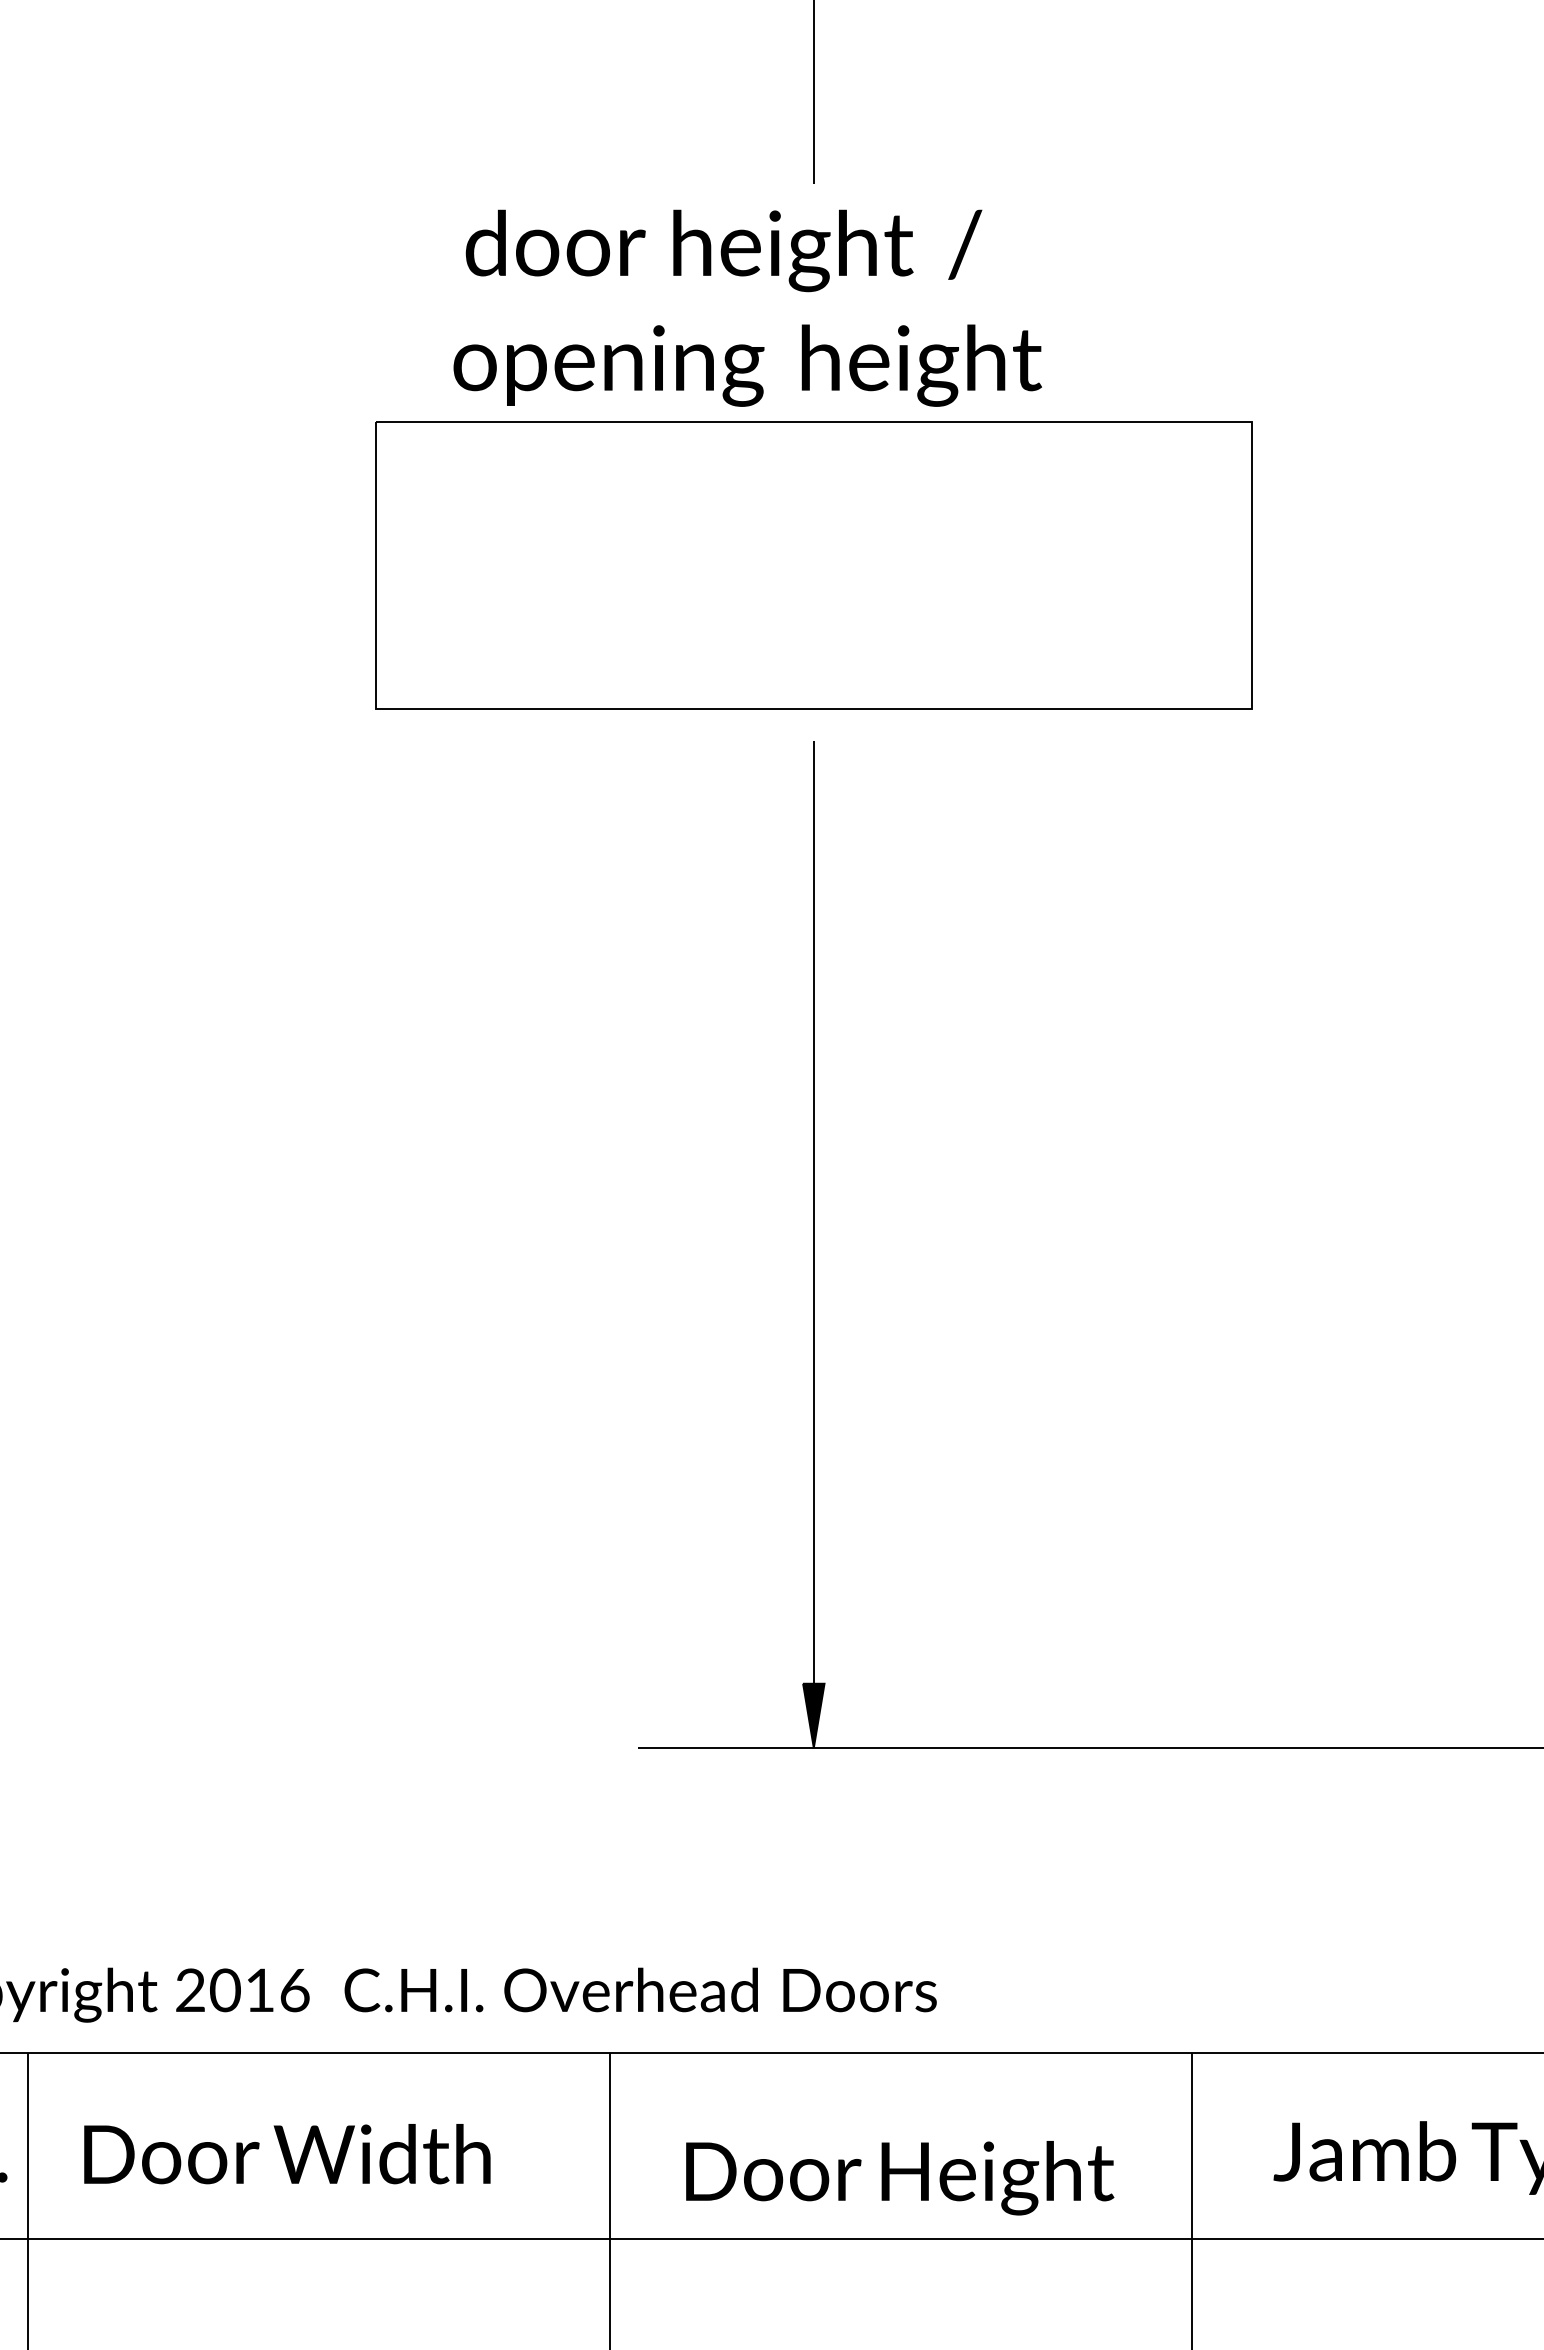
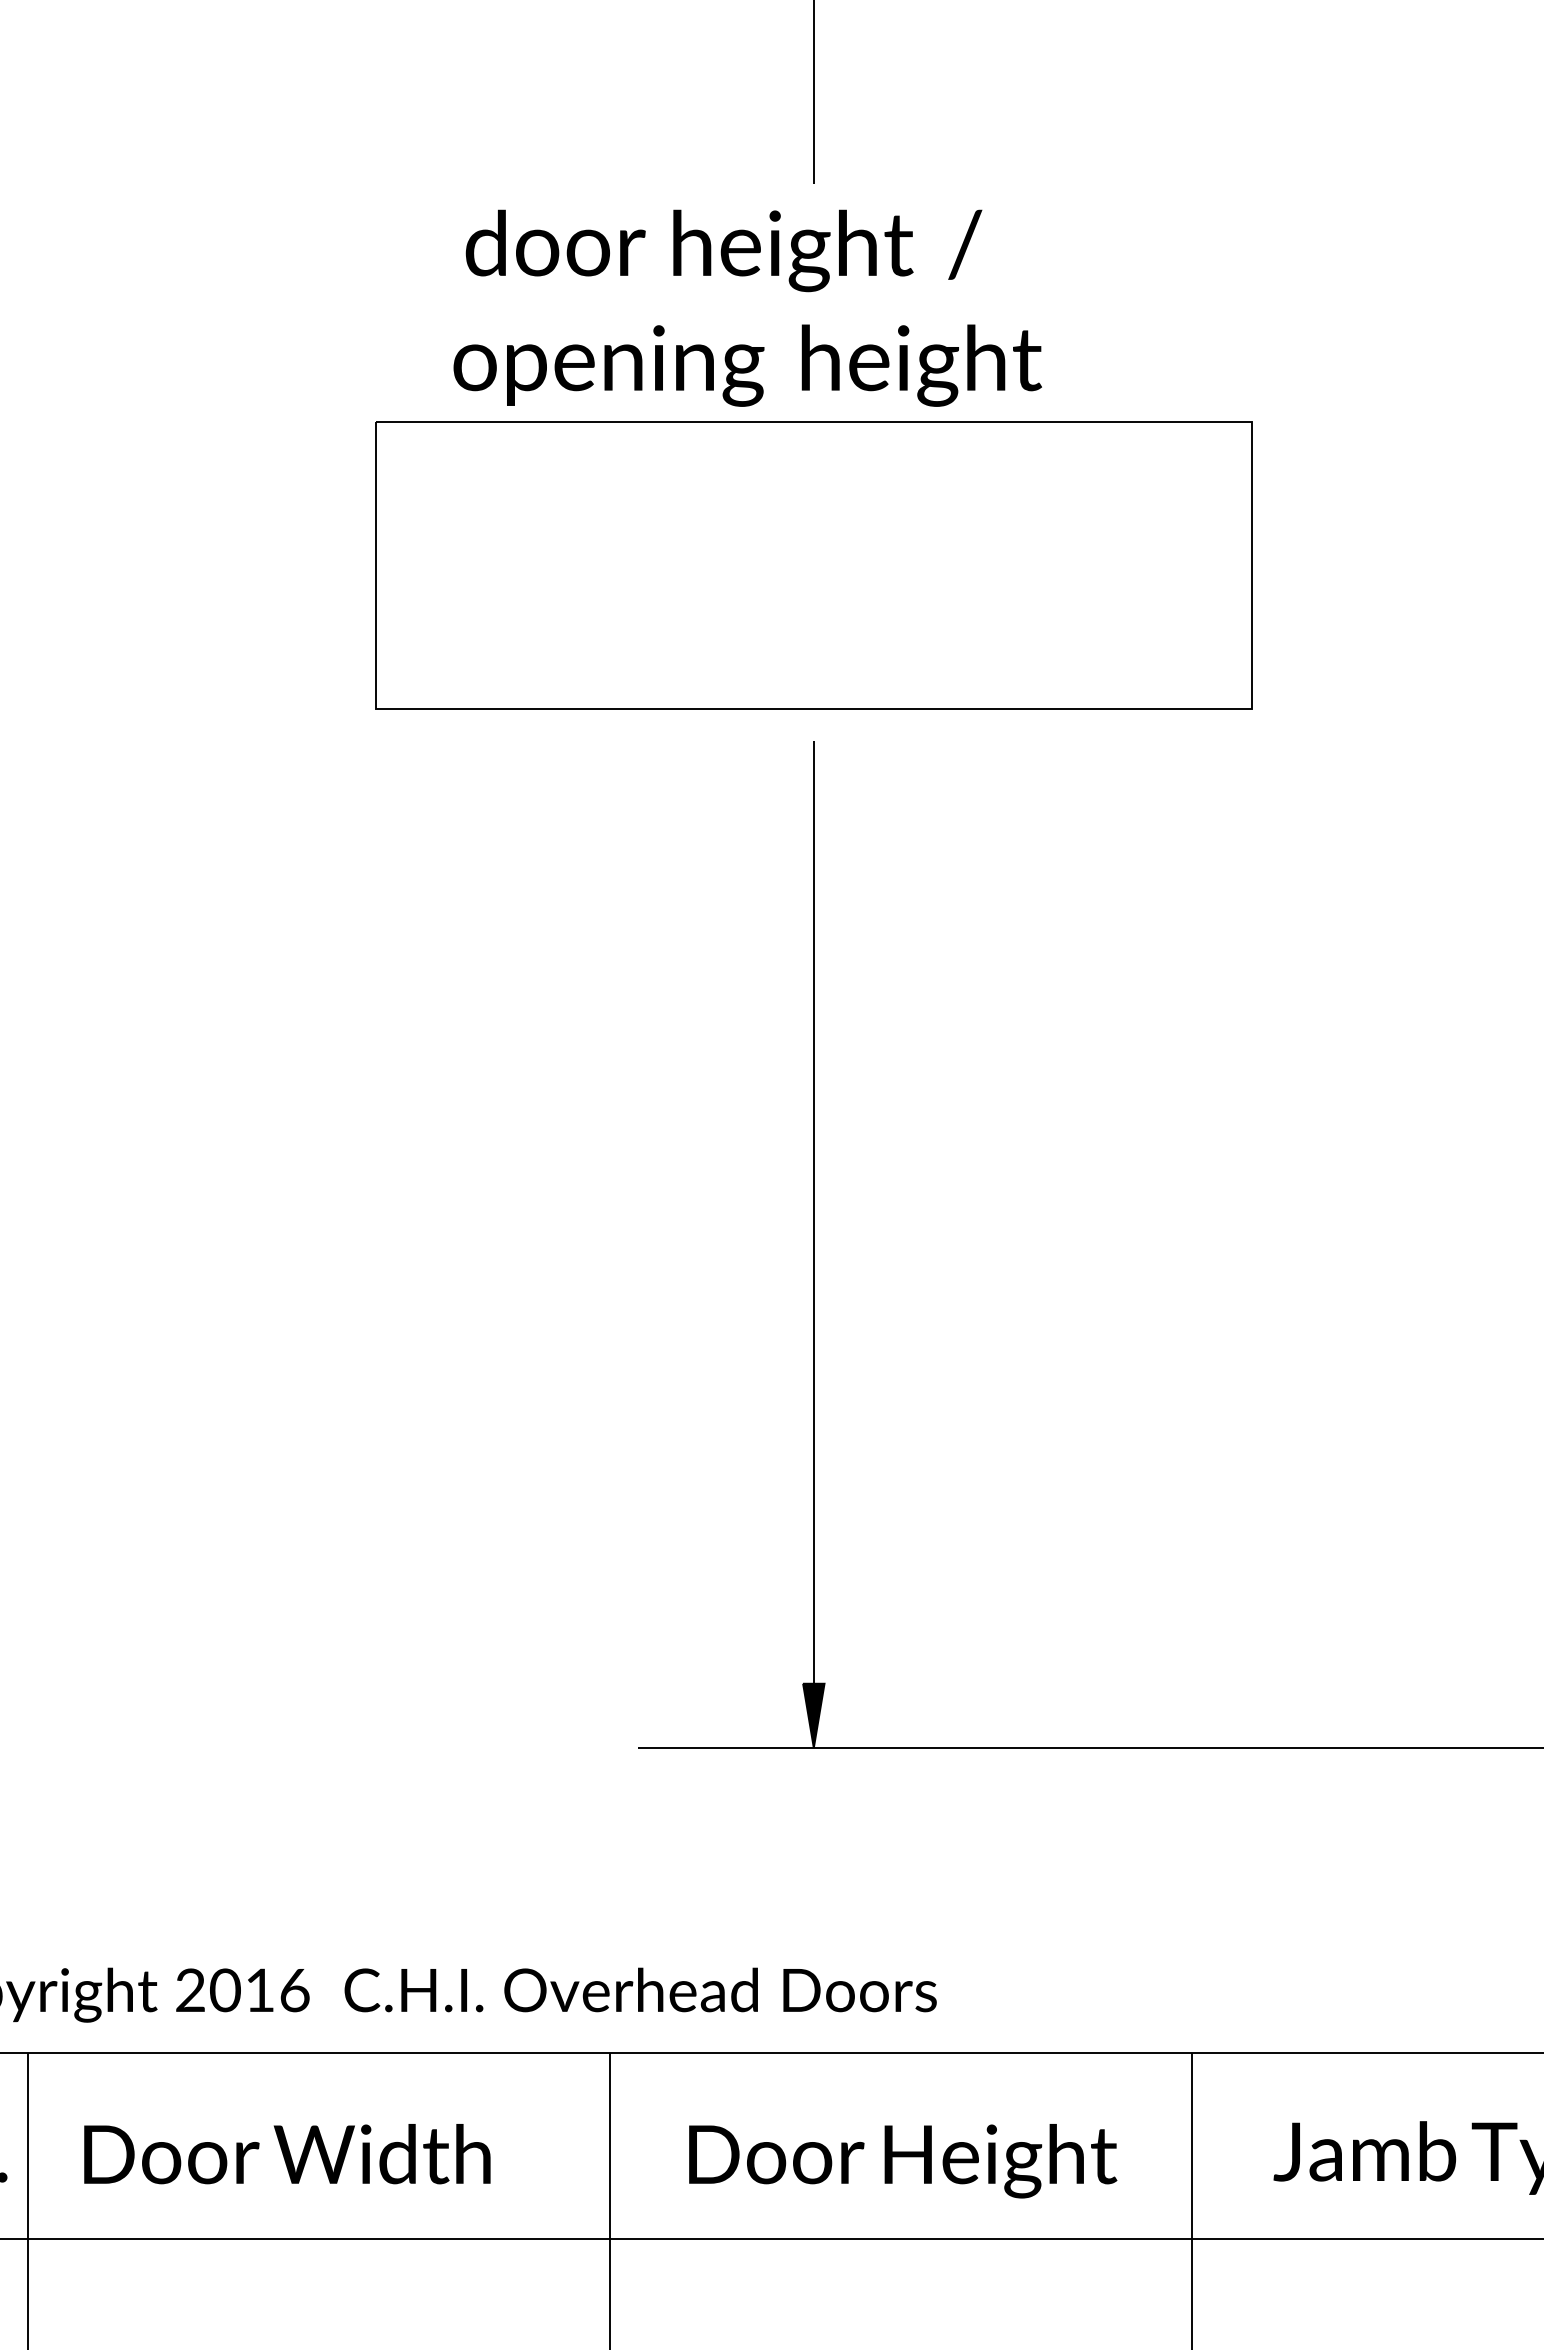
text position: (900, 2178) -> (903, 2161) (903, 2161)
